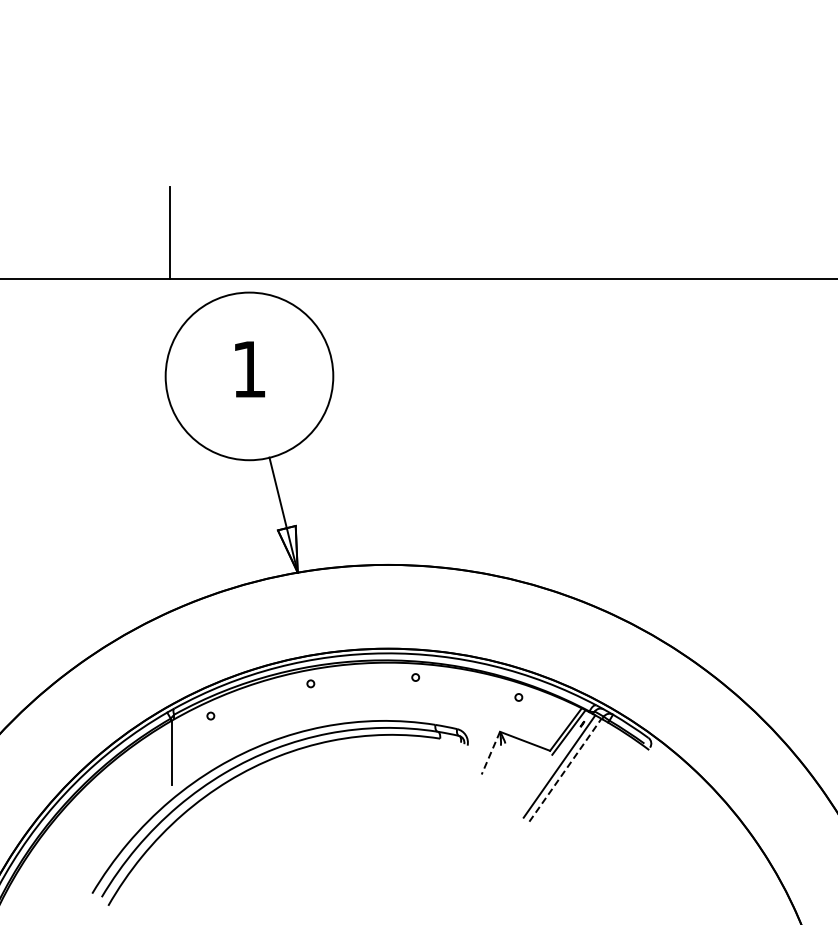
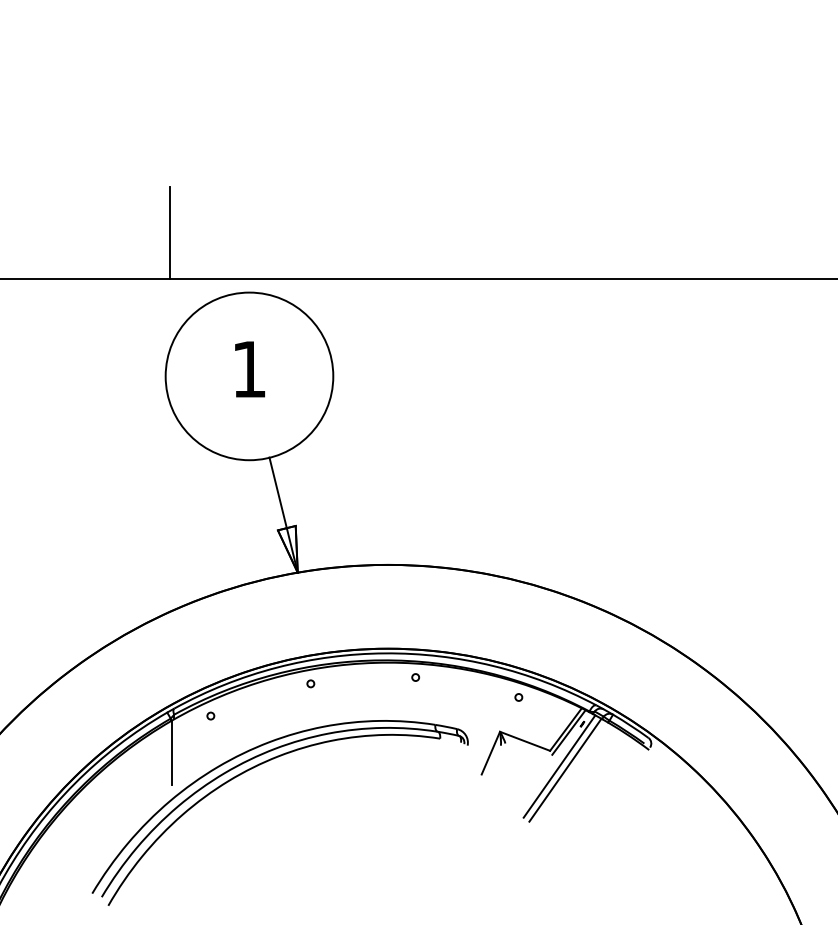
line: dashed -> solid (490, 753)
line: dashed -> solid (565, 770)
